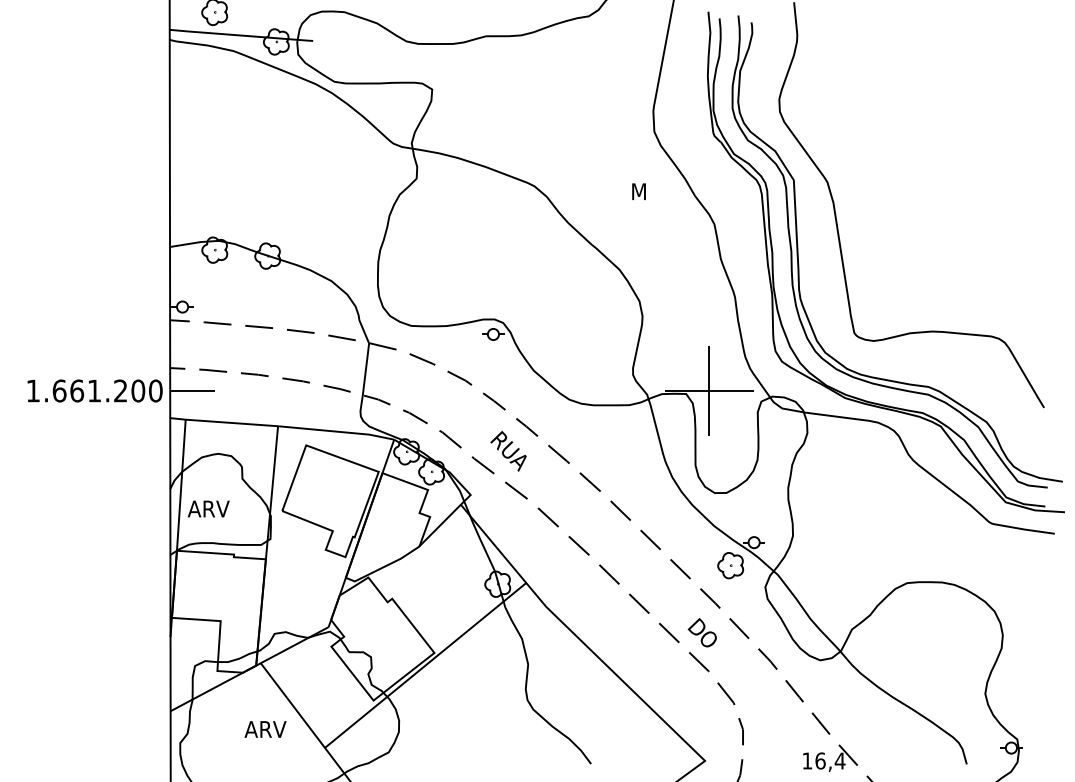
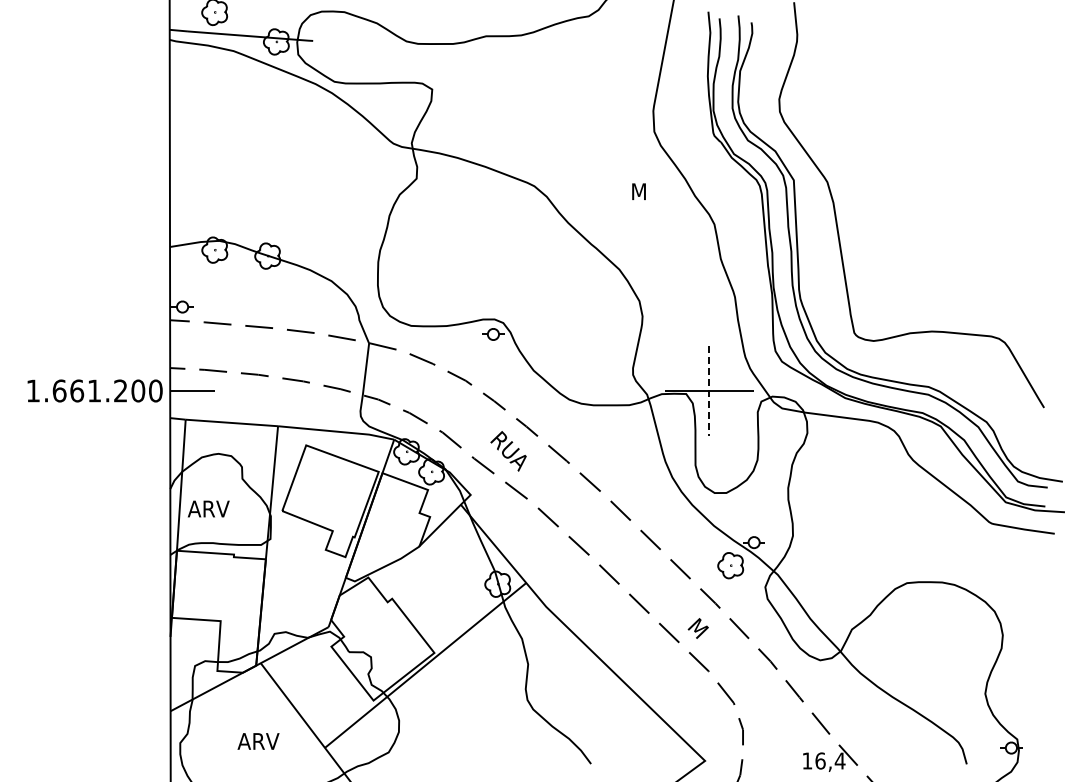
line: solid -> dashed (709, 391)
text: DO -> M (702, 633)
text position: (265, 729) -> (258, 741) (258, 741)
